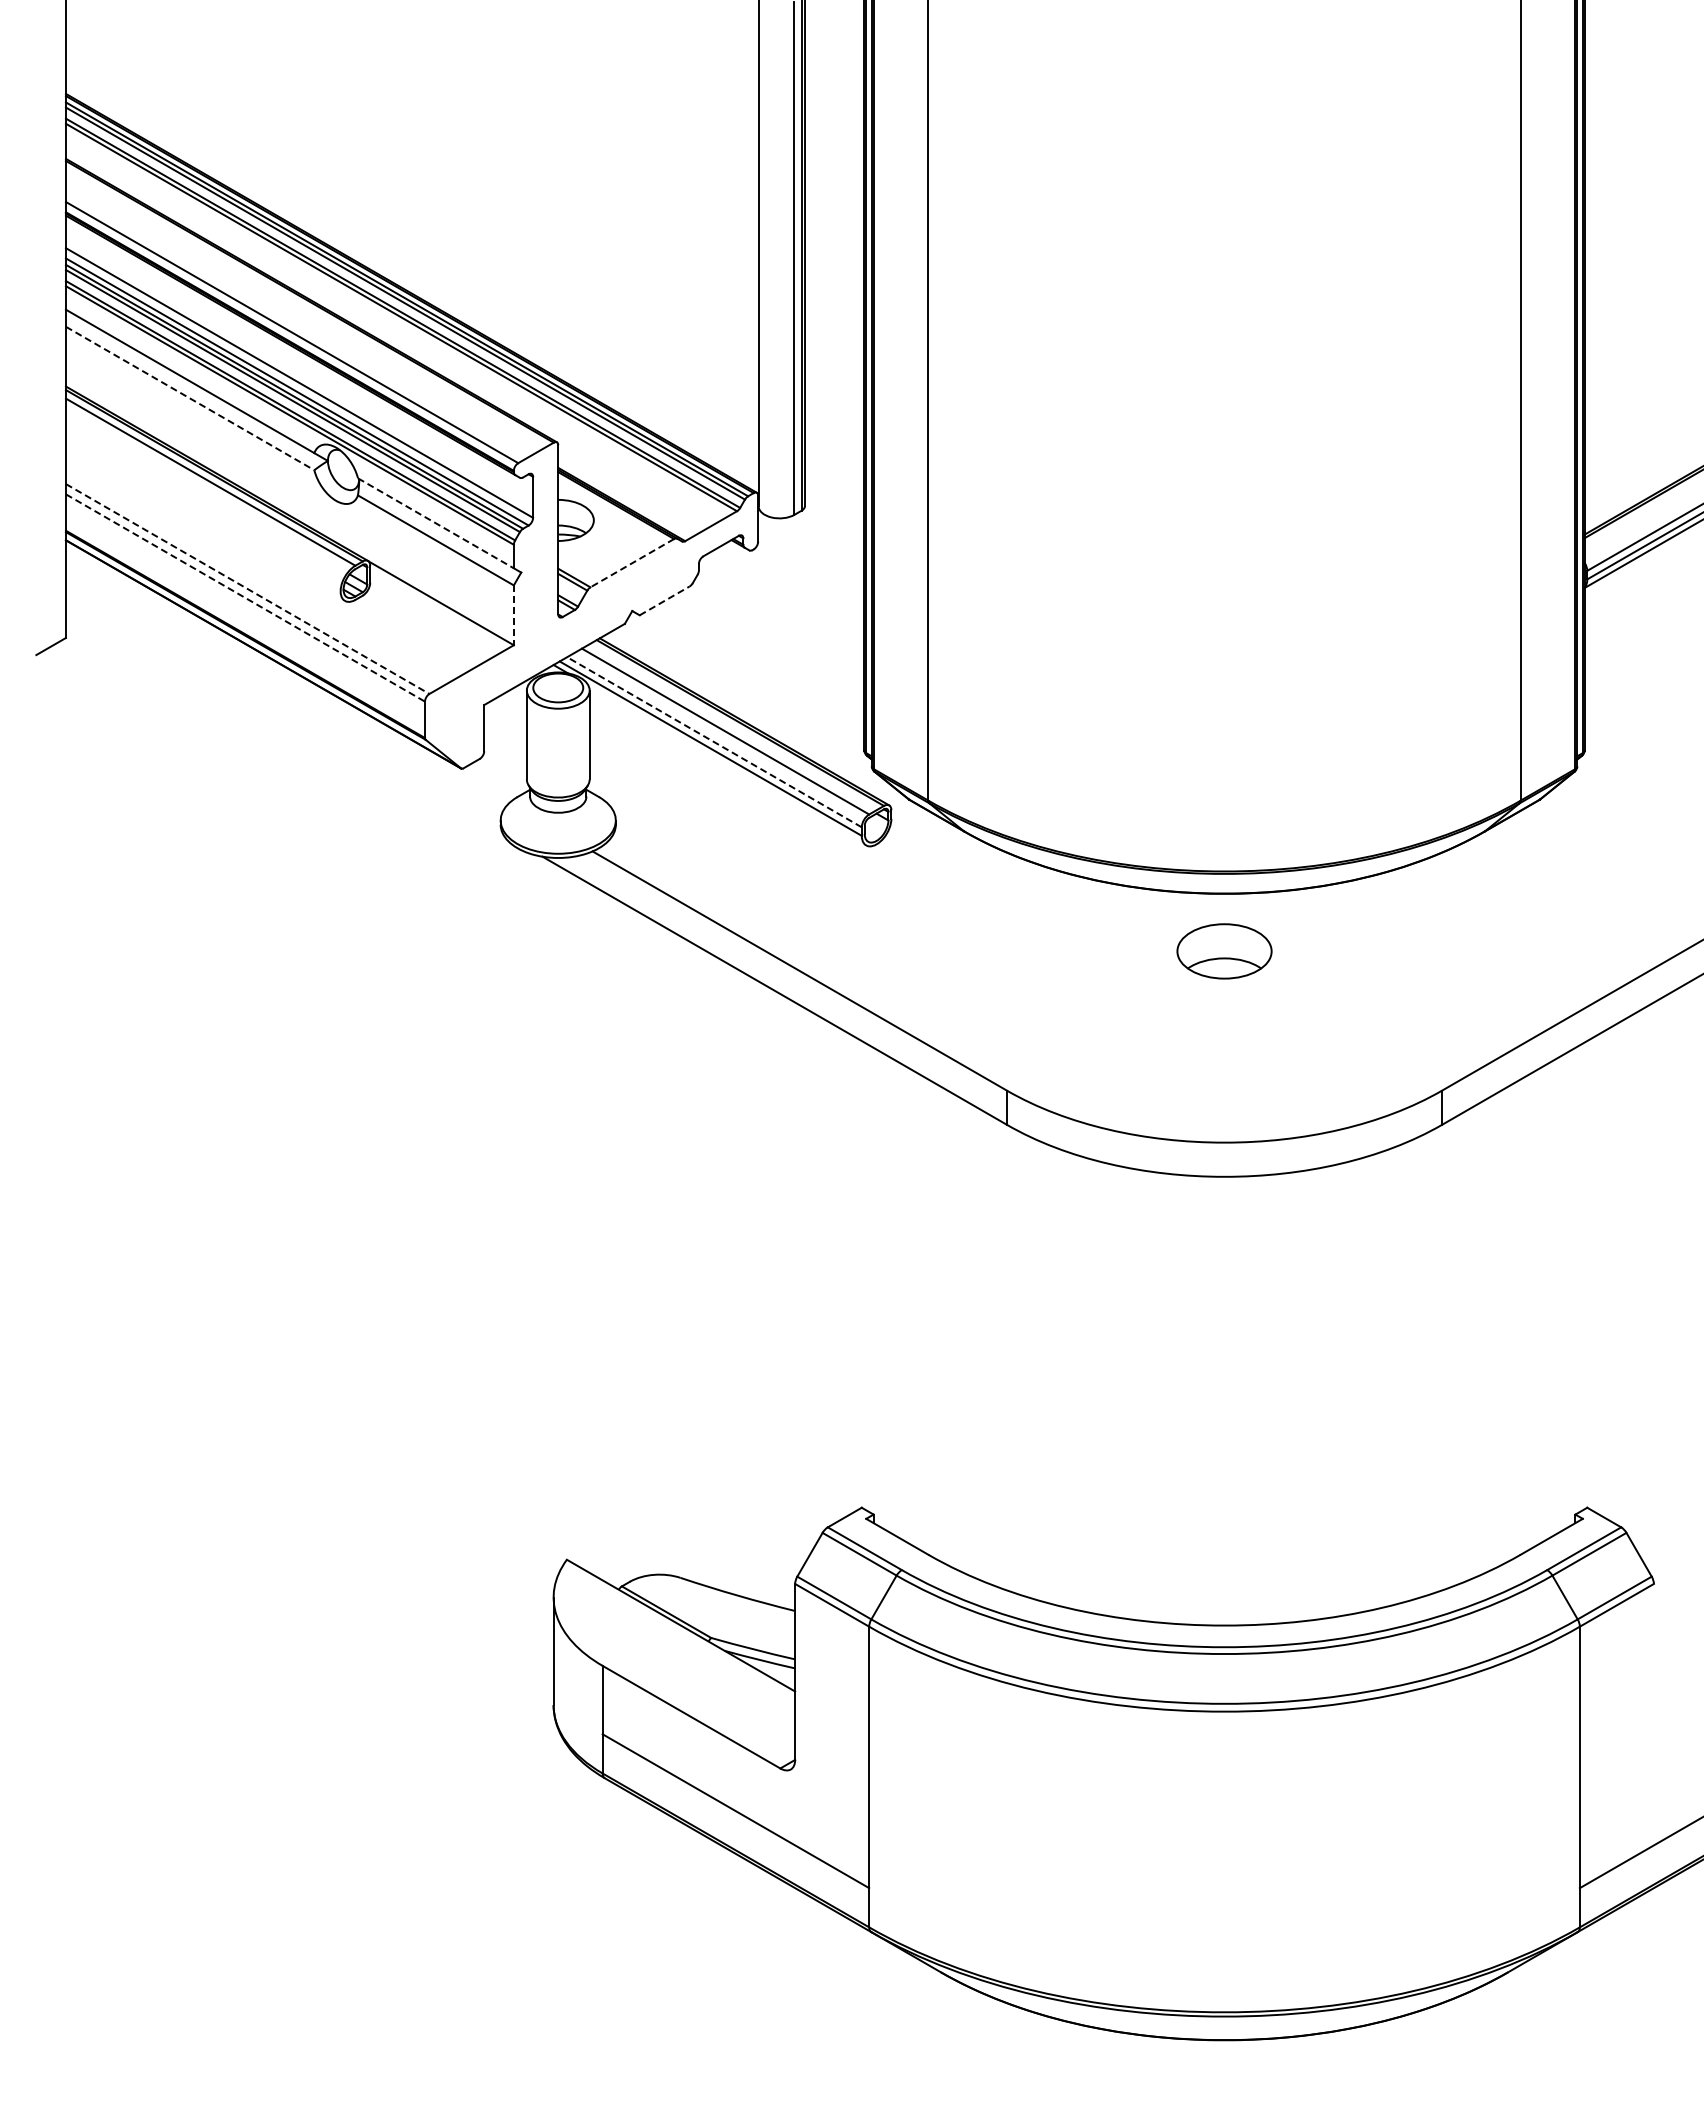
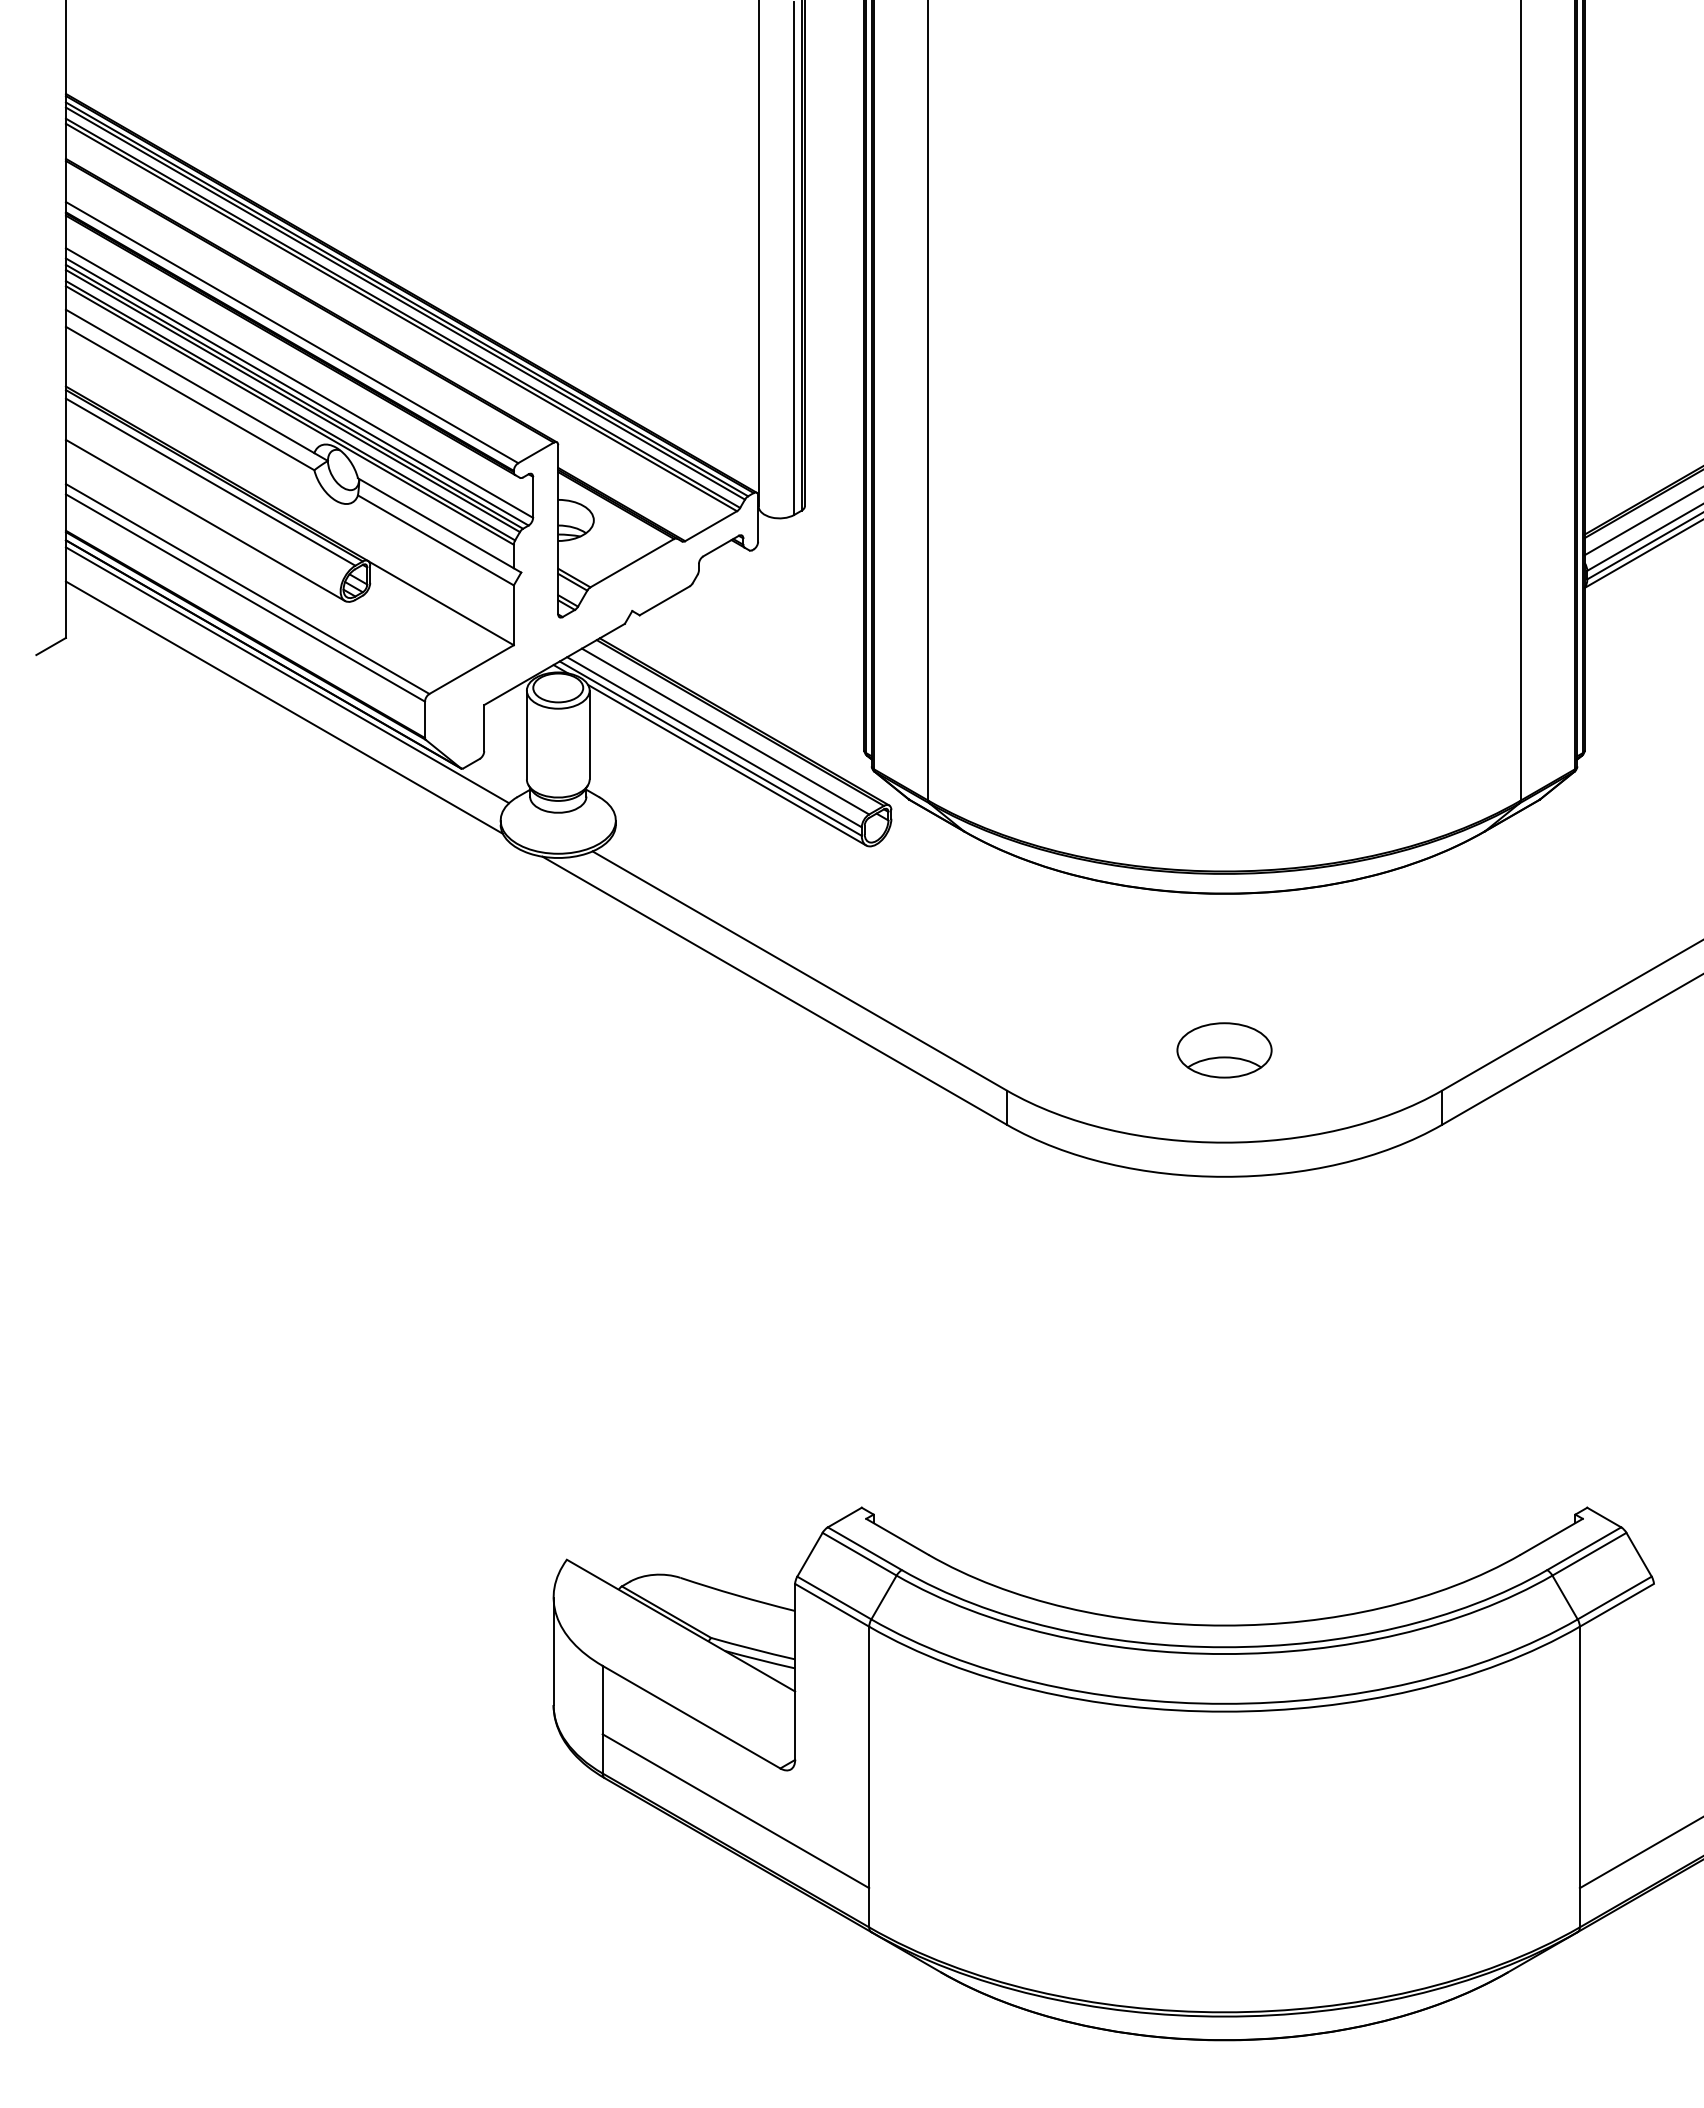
line: dashed -> solid (190, 398)
line: none -> present (204, 519)
line: none -> present (1642, 521)
line: dashed -> solid (435, 523)
line: dashed -> solid (631, 563)
line: dashed -> solid (247, 589)
line: dashed -> solid (245, 598)
line: dashed -> solid (664, 600)
line: dashed -> solid (513, 615)
line: none -> present (287, 675)
line: none -> present (283, 707)
line: dashed -> solid (714, 742)
line: none -> present (727, 764)
part position: (1224, 951) -> (1224, 1050) (1224, 1050)
